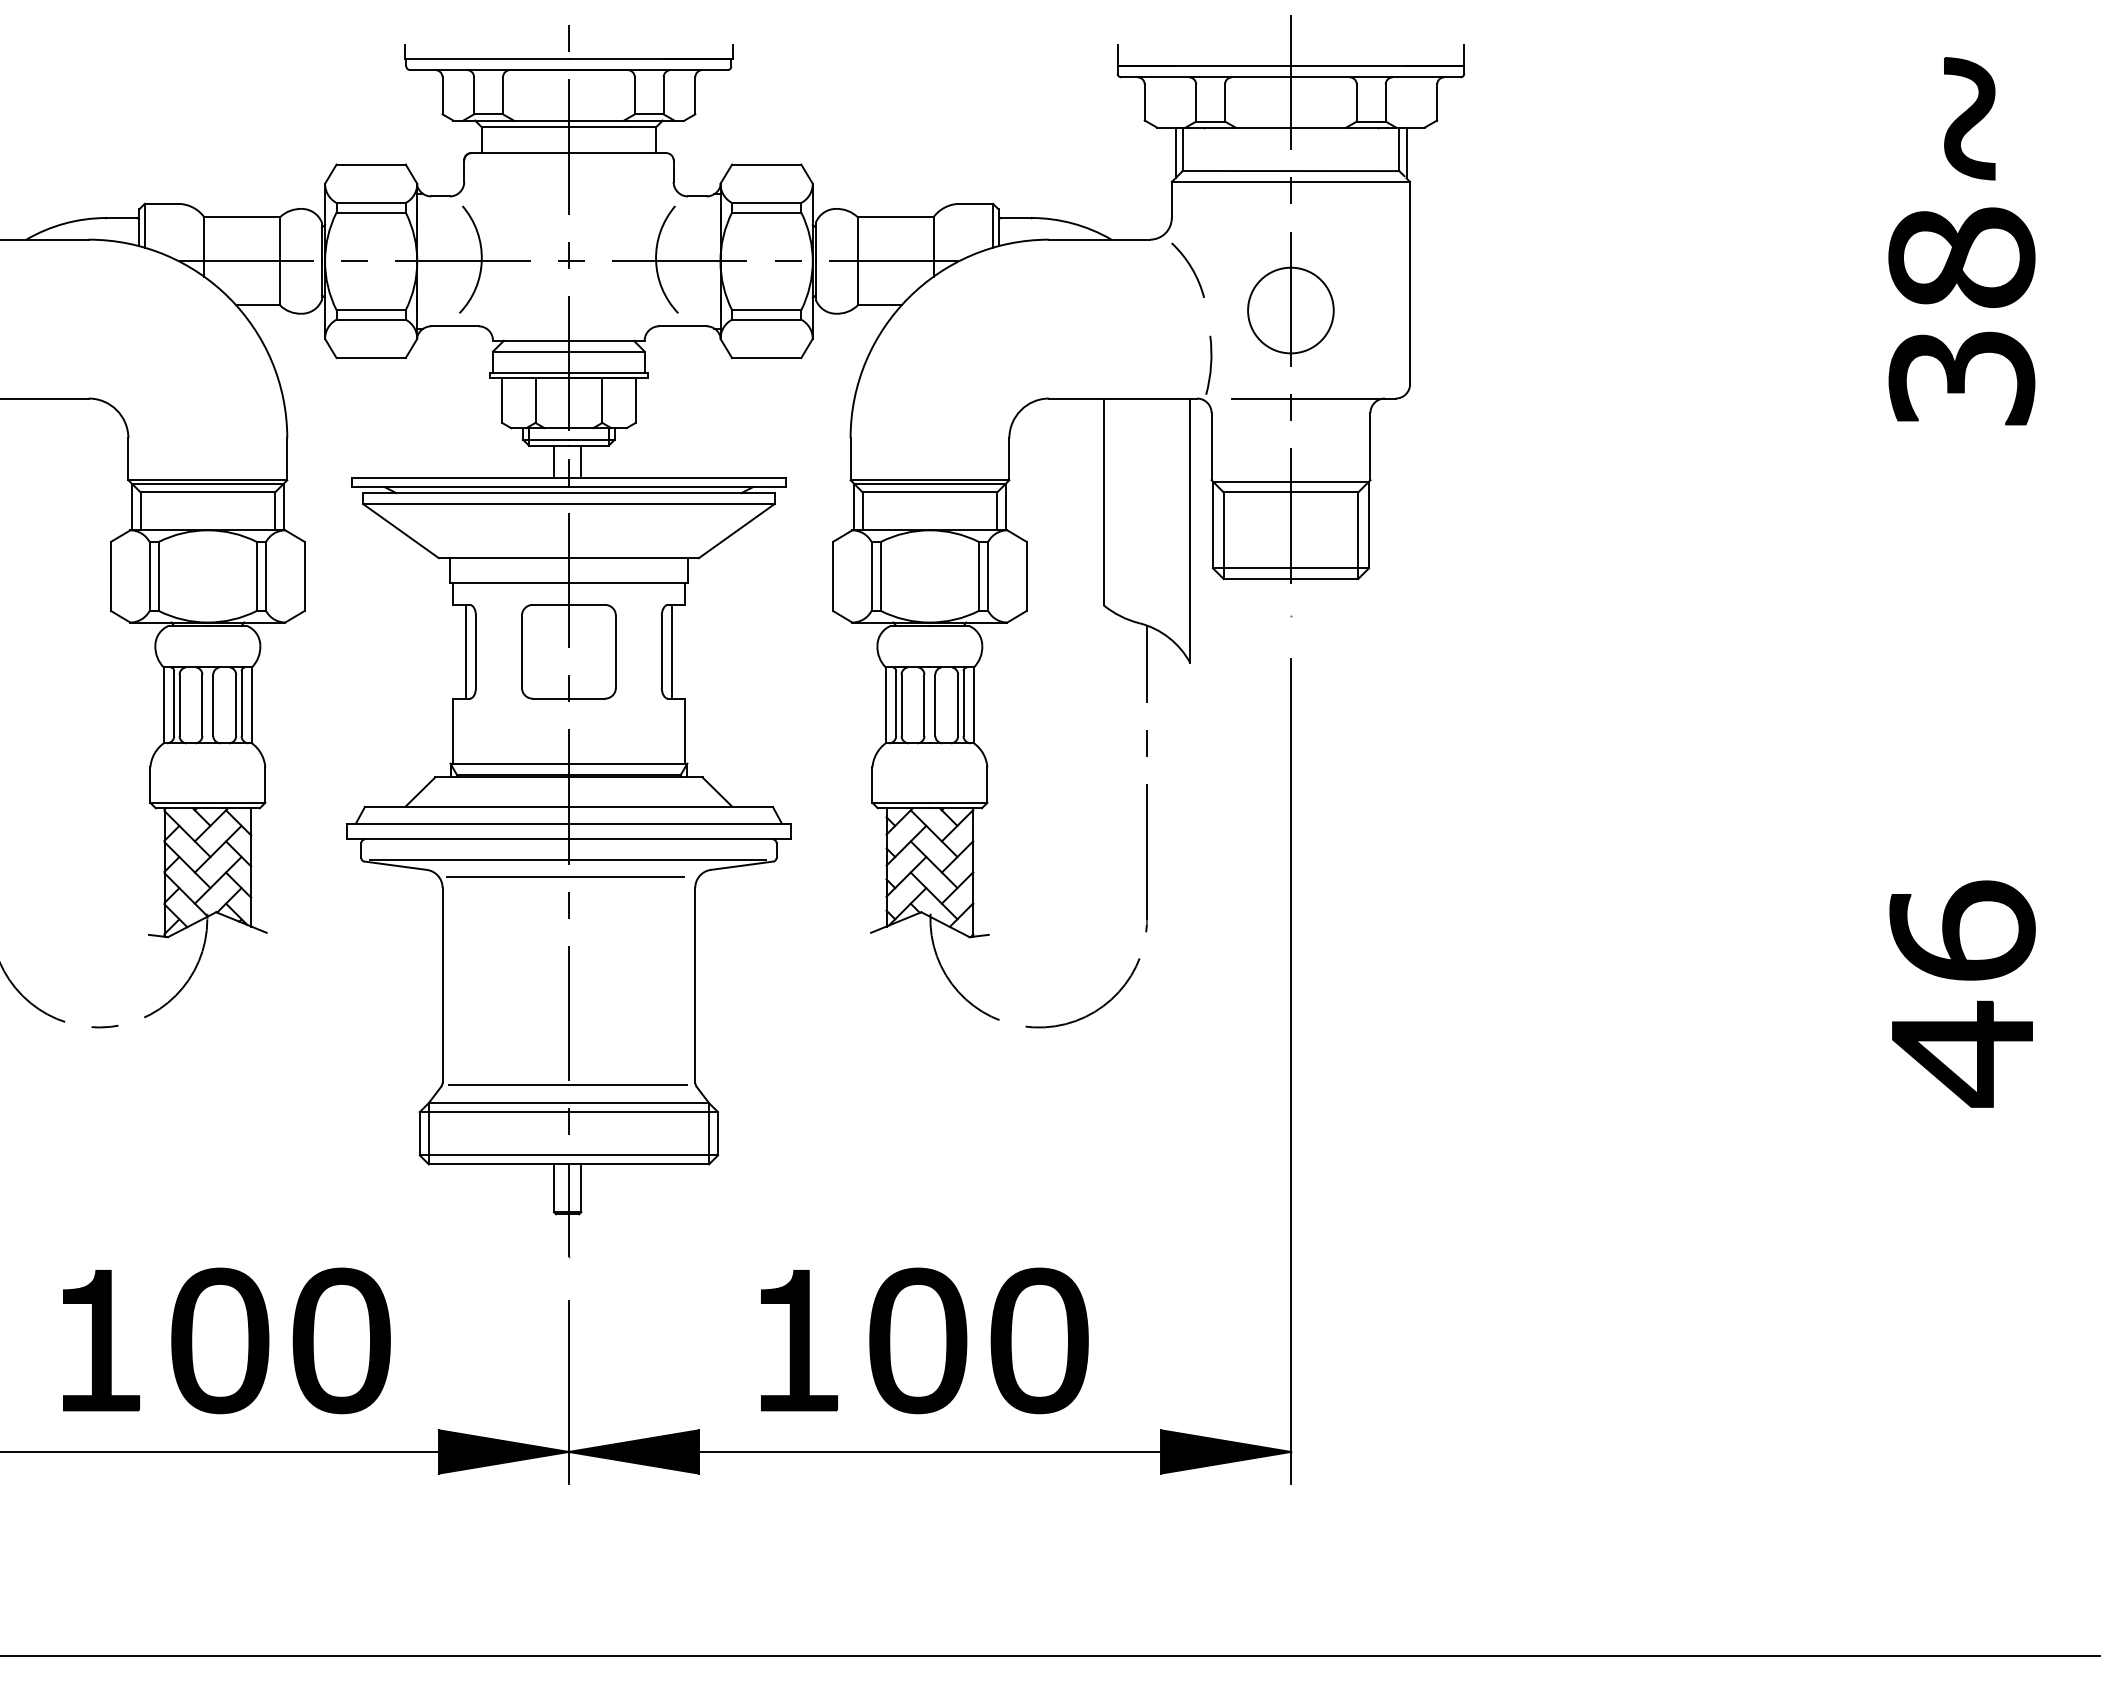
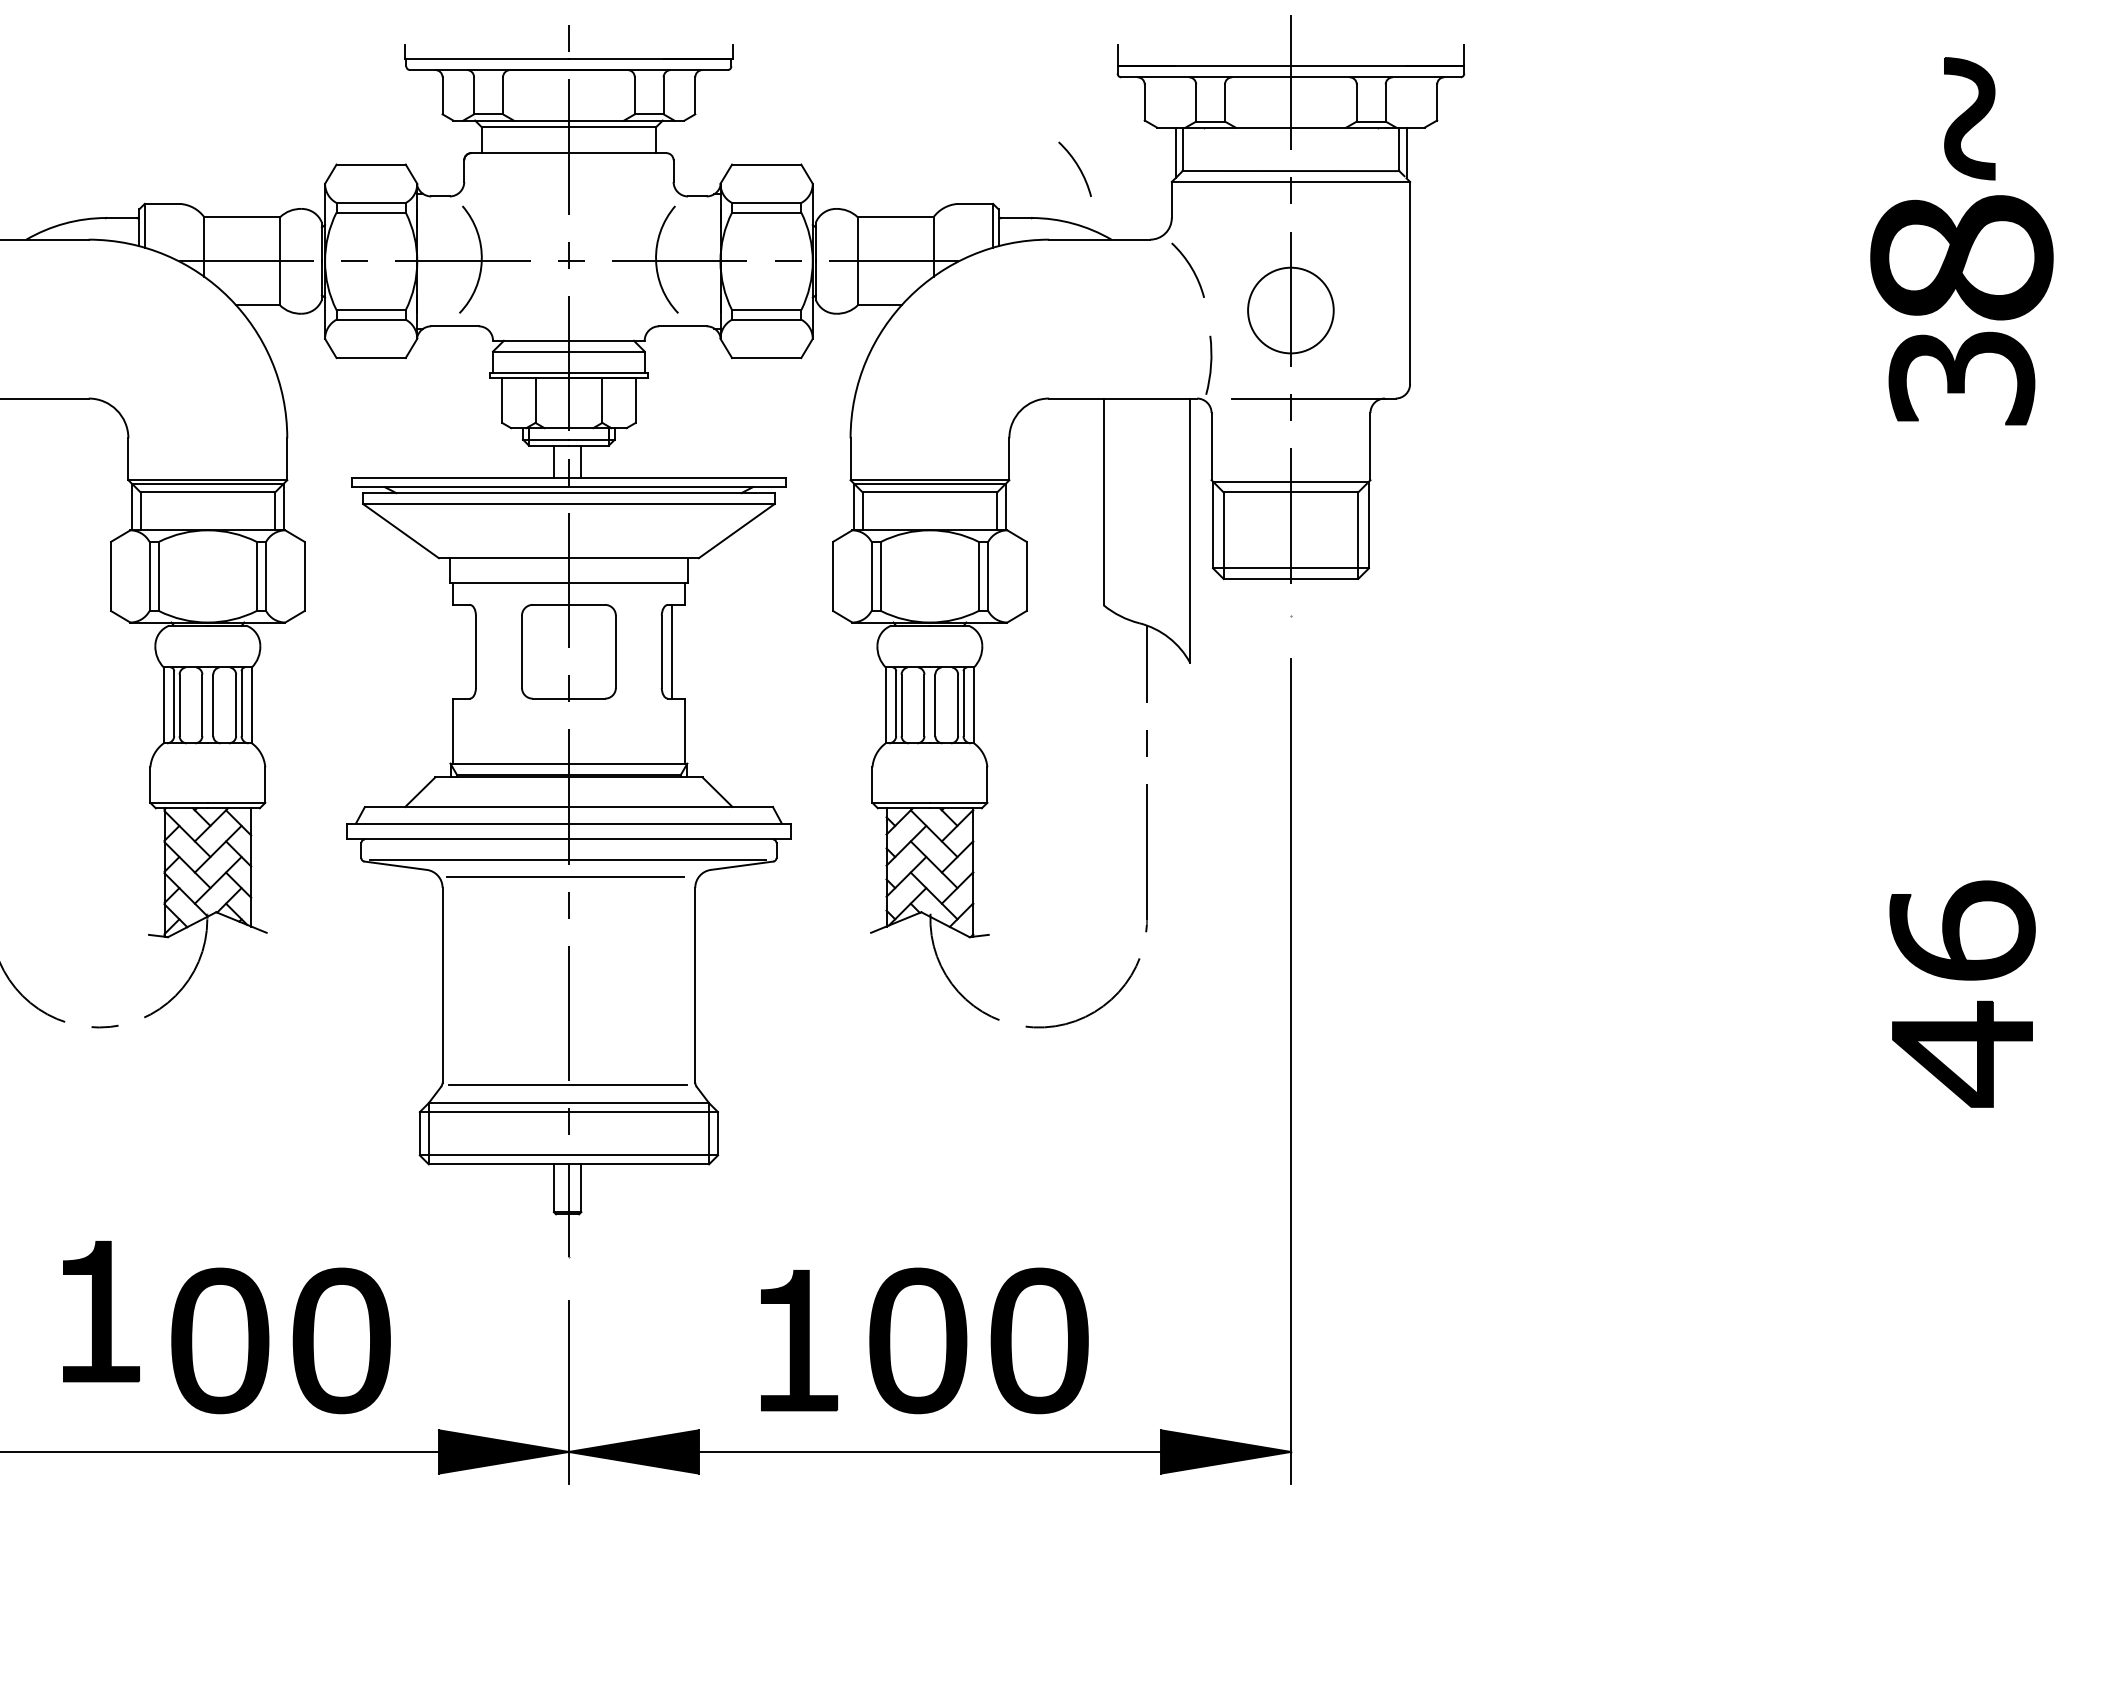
curve: none -> present (1077, 167)
part size: 148x101 px -> 184x126 px (1961, 257)
line: present -> none (465, 651)
part position: (101, 1340) -> (101, 1311) (101, 1311)
line: present -> none (1049, 1655)
